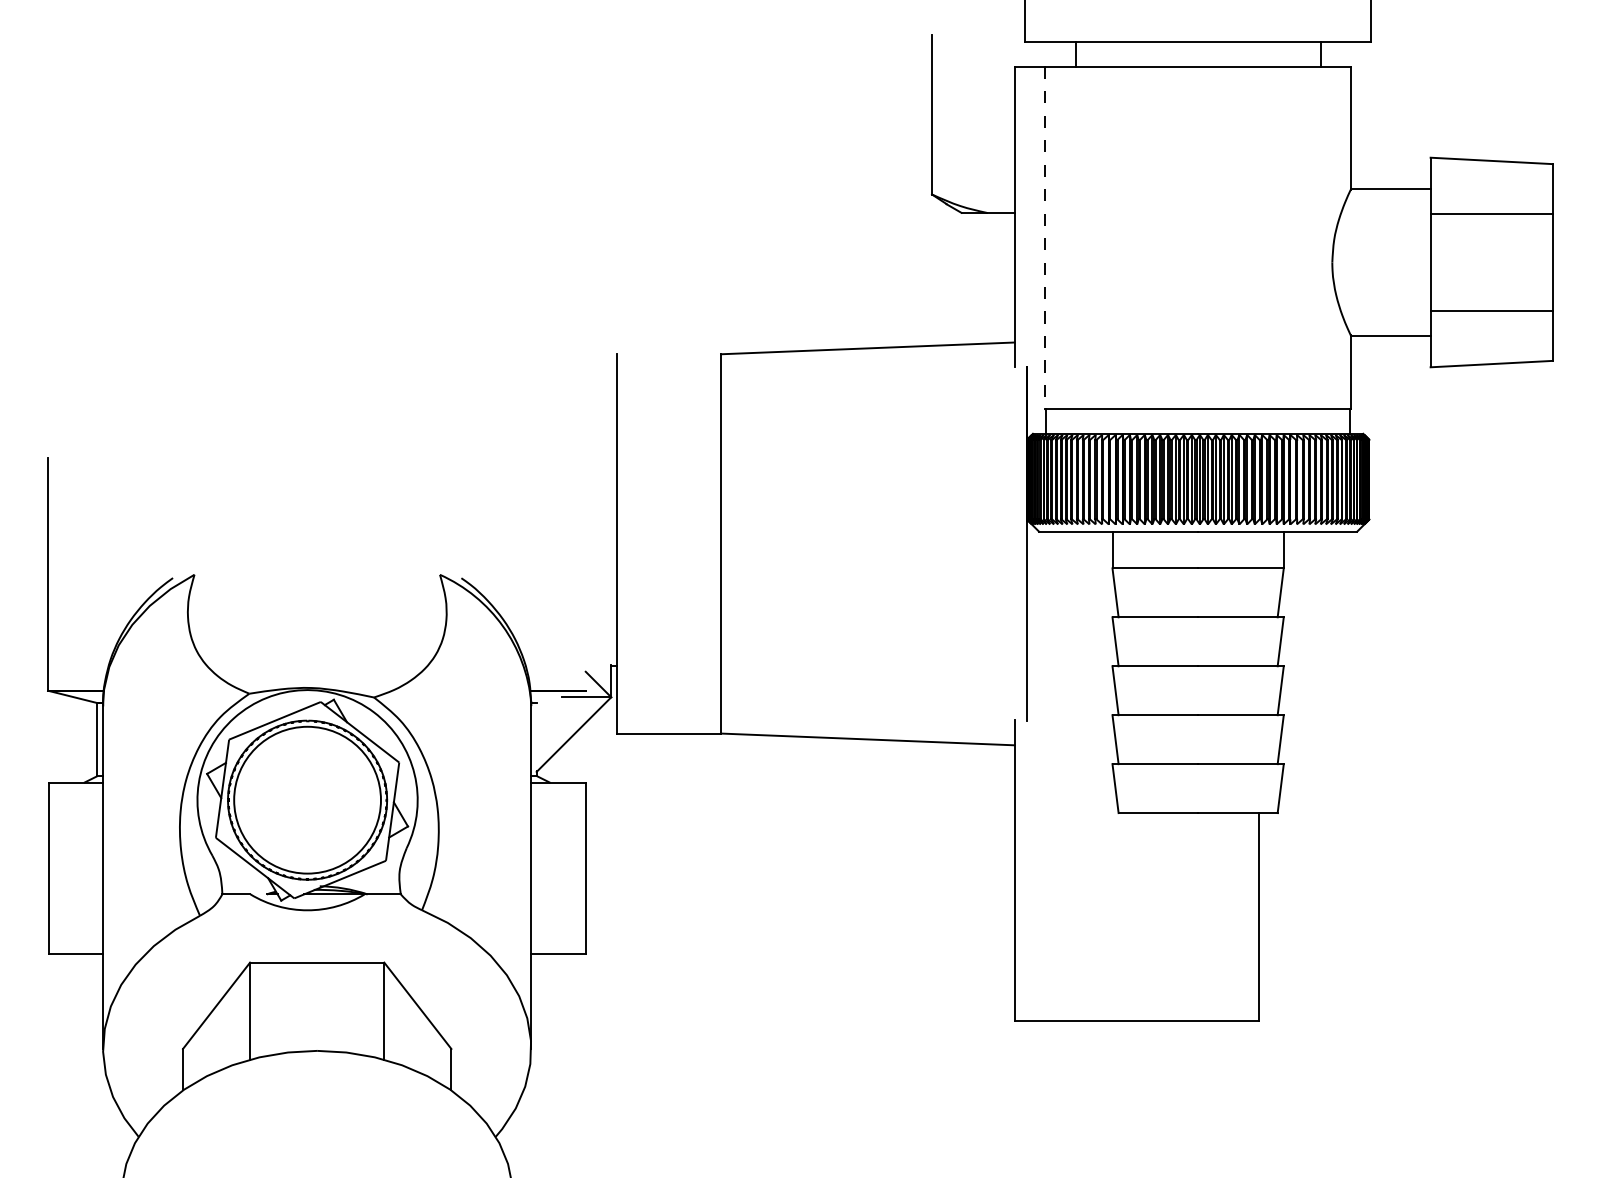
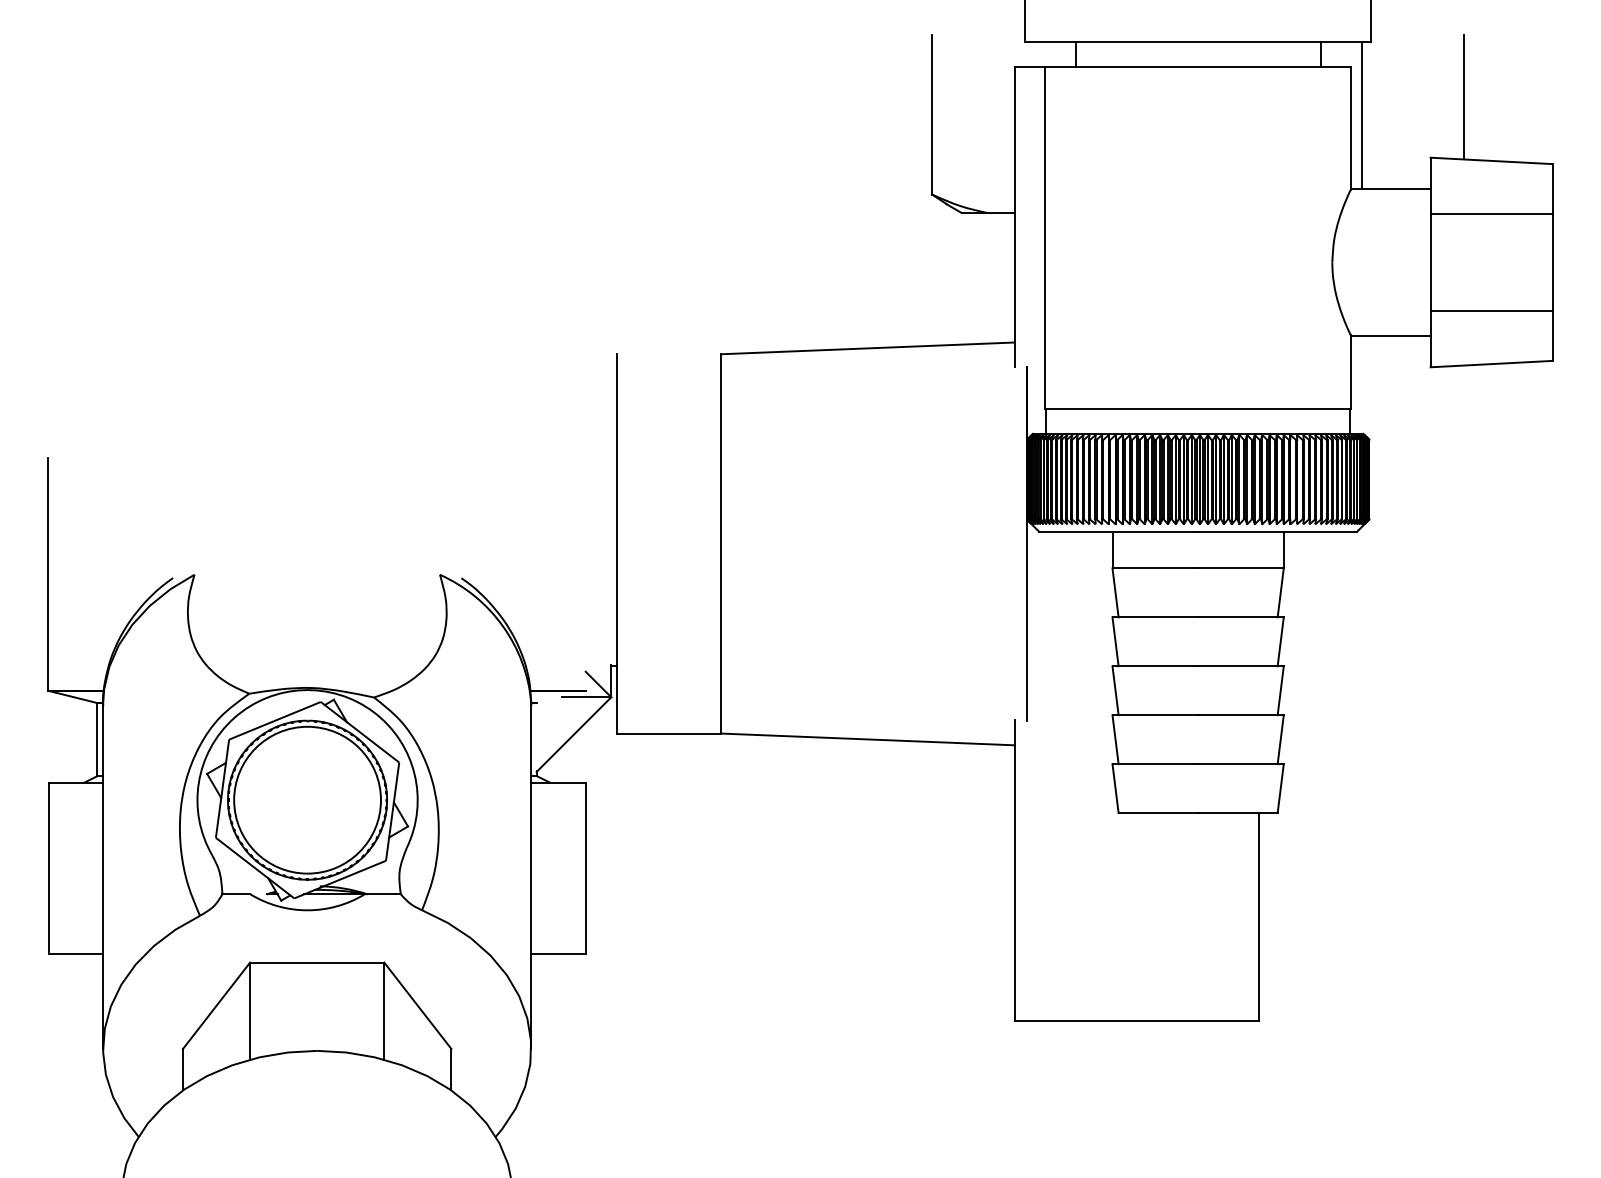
line: none -> present (1464, 97)
line: none -> present (1361, 115)
line: dashed -> solid (1045, 238)
